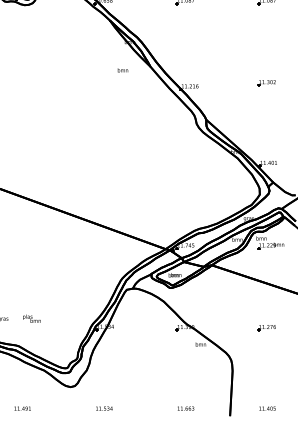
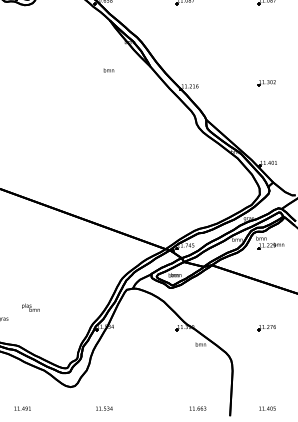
text position: (122, 70) -> (108, 70) (108, 70)
text position: (31, 318) -> (30, 307) (30, 307)
text position: (185, 408) -> (197, 408) (197, 408)
